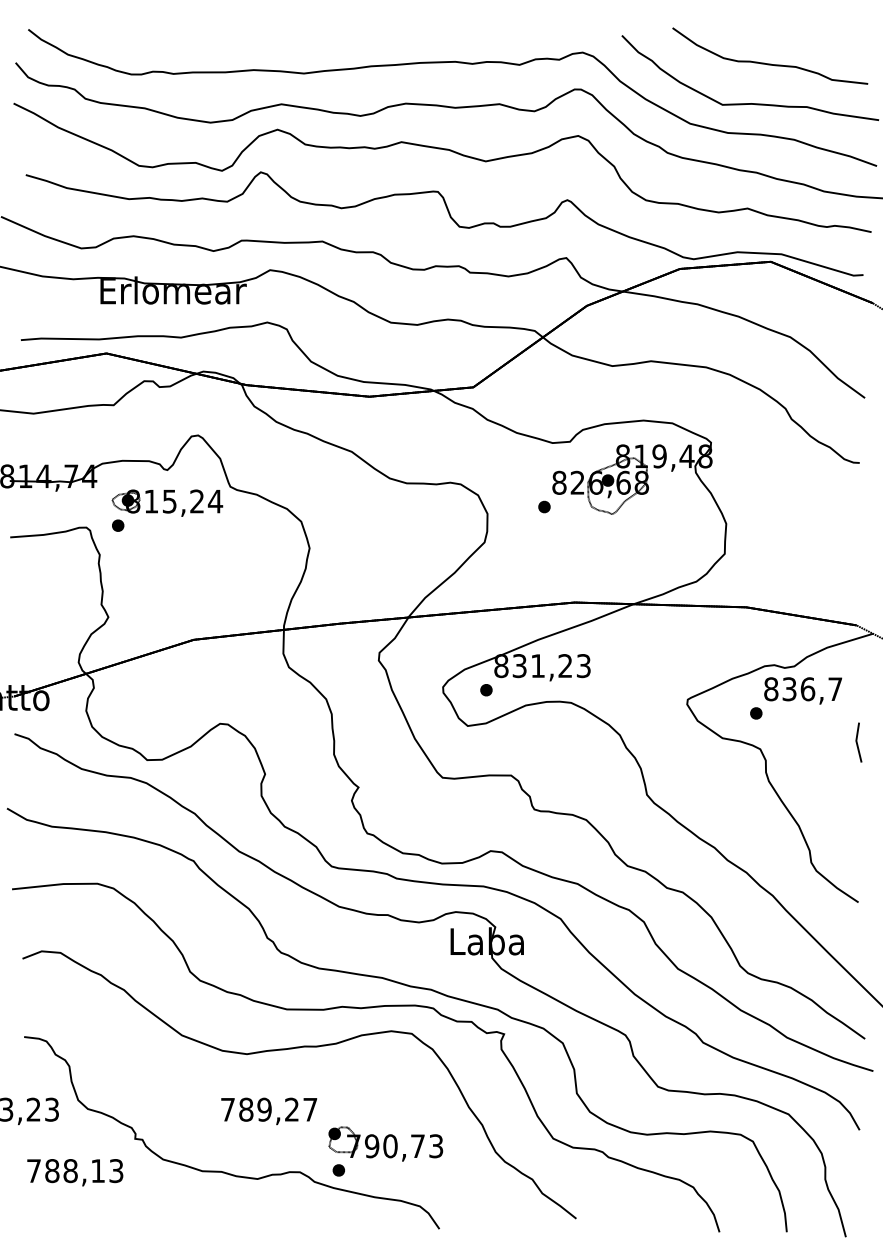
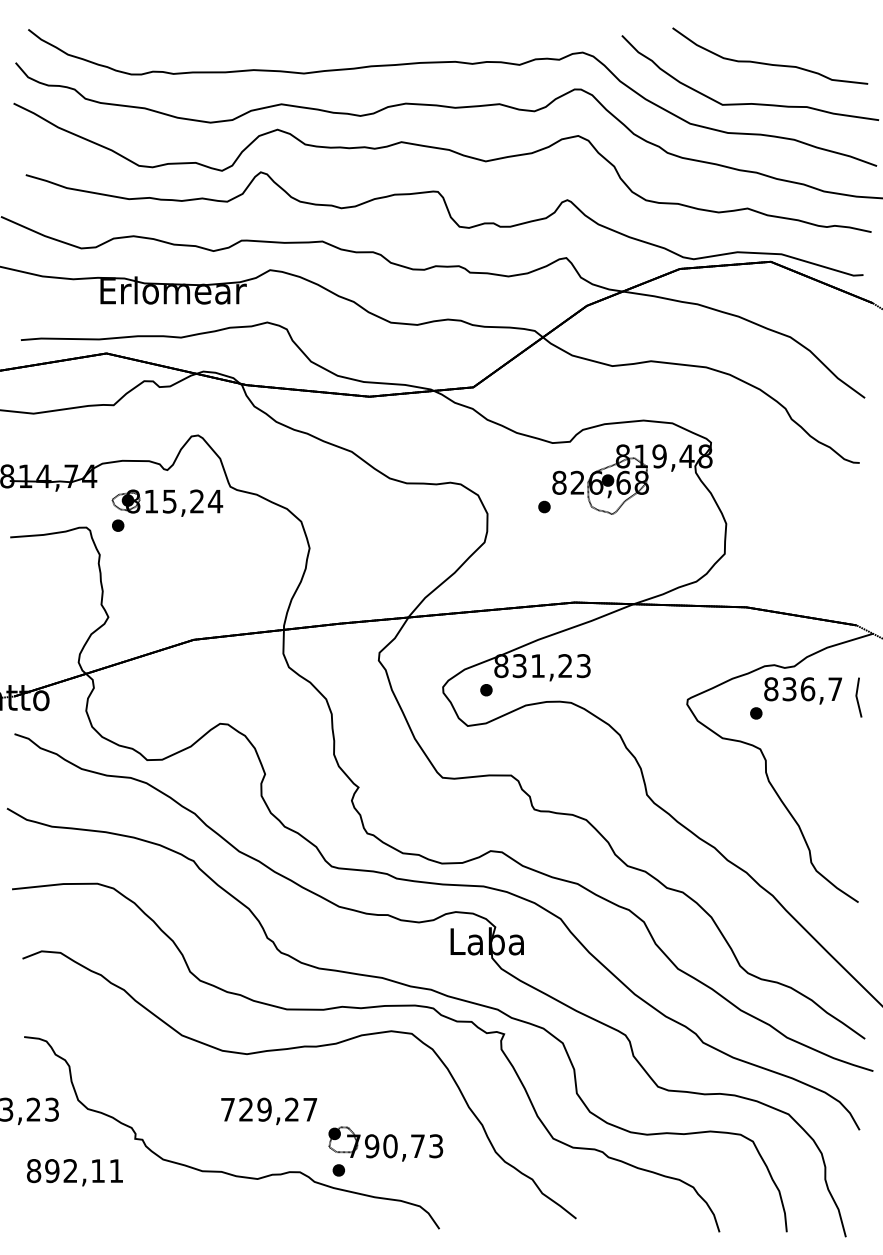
line position: (857, 742) -> (857, 697) (857, 697)
text: 789,27 -> 729,27 (246, 1109)
text: 788,13 -> 892,11 (75, 1171)
